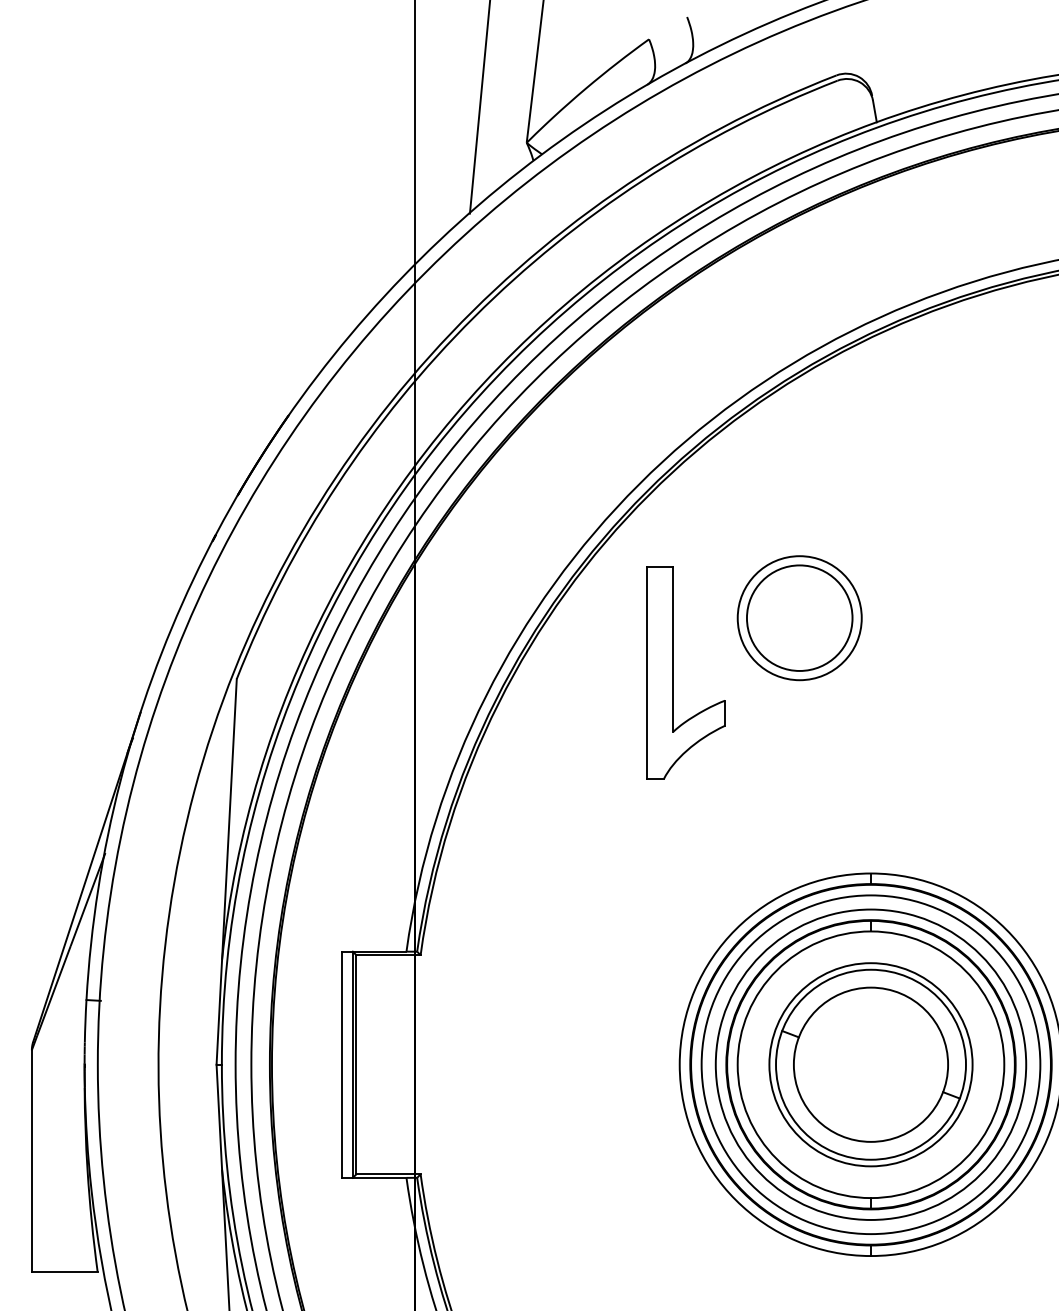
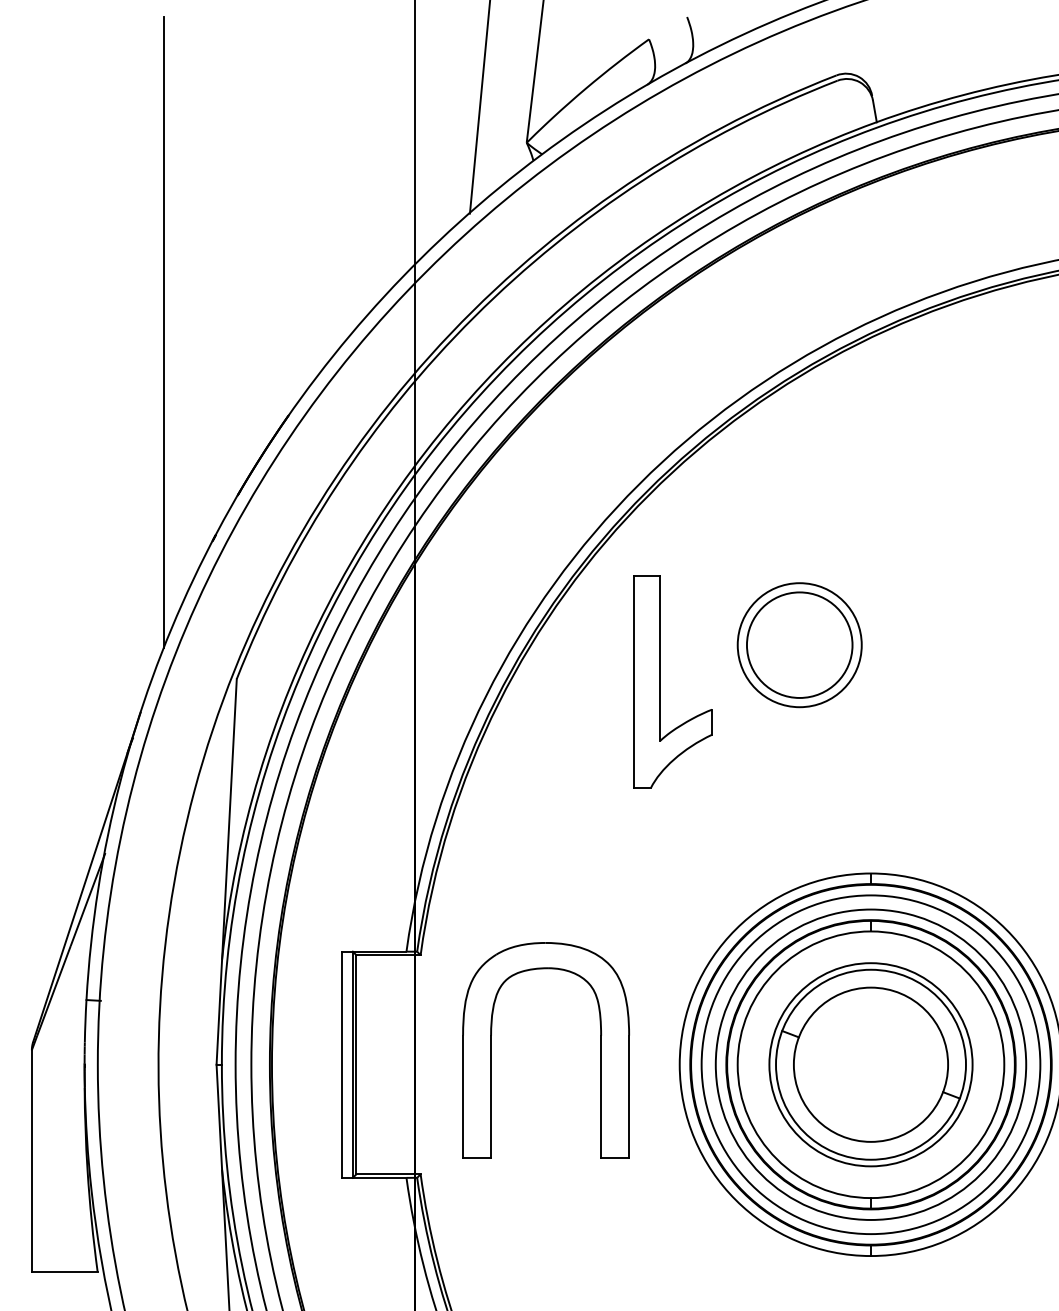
line: none -> present (163, 332)
part position: (799, 618) -> (799, 645) (799, 645)
part position: (673, 672) -> (660, 681) (660, 681)
part: none -> present (491, 1050)
